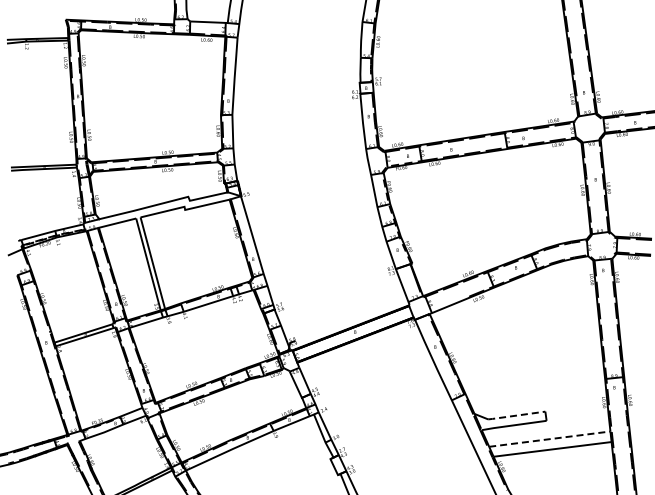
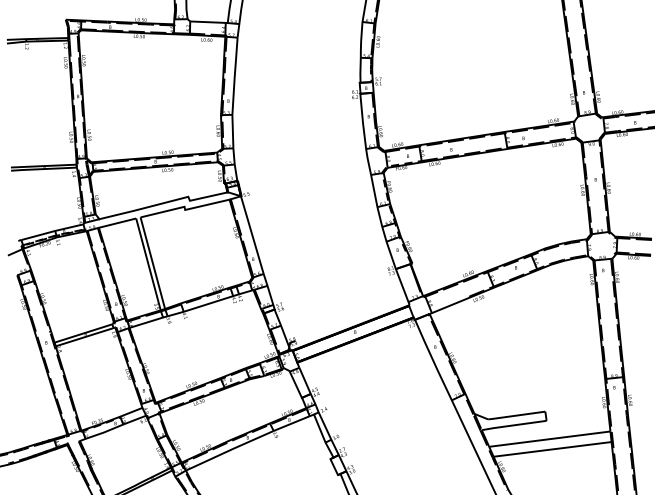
line: dashed -> solid (516, 415)
line: dashed -> solid (550, 439)
